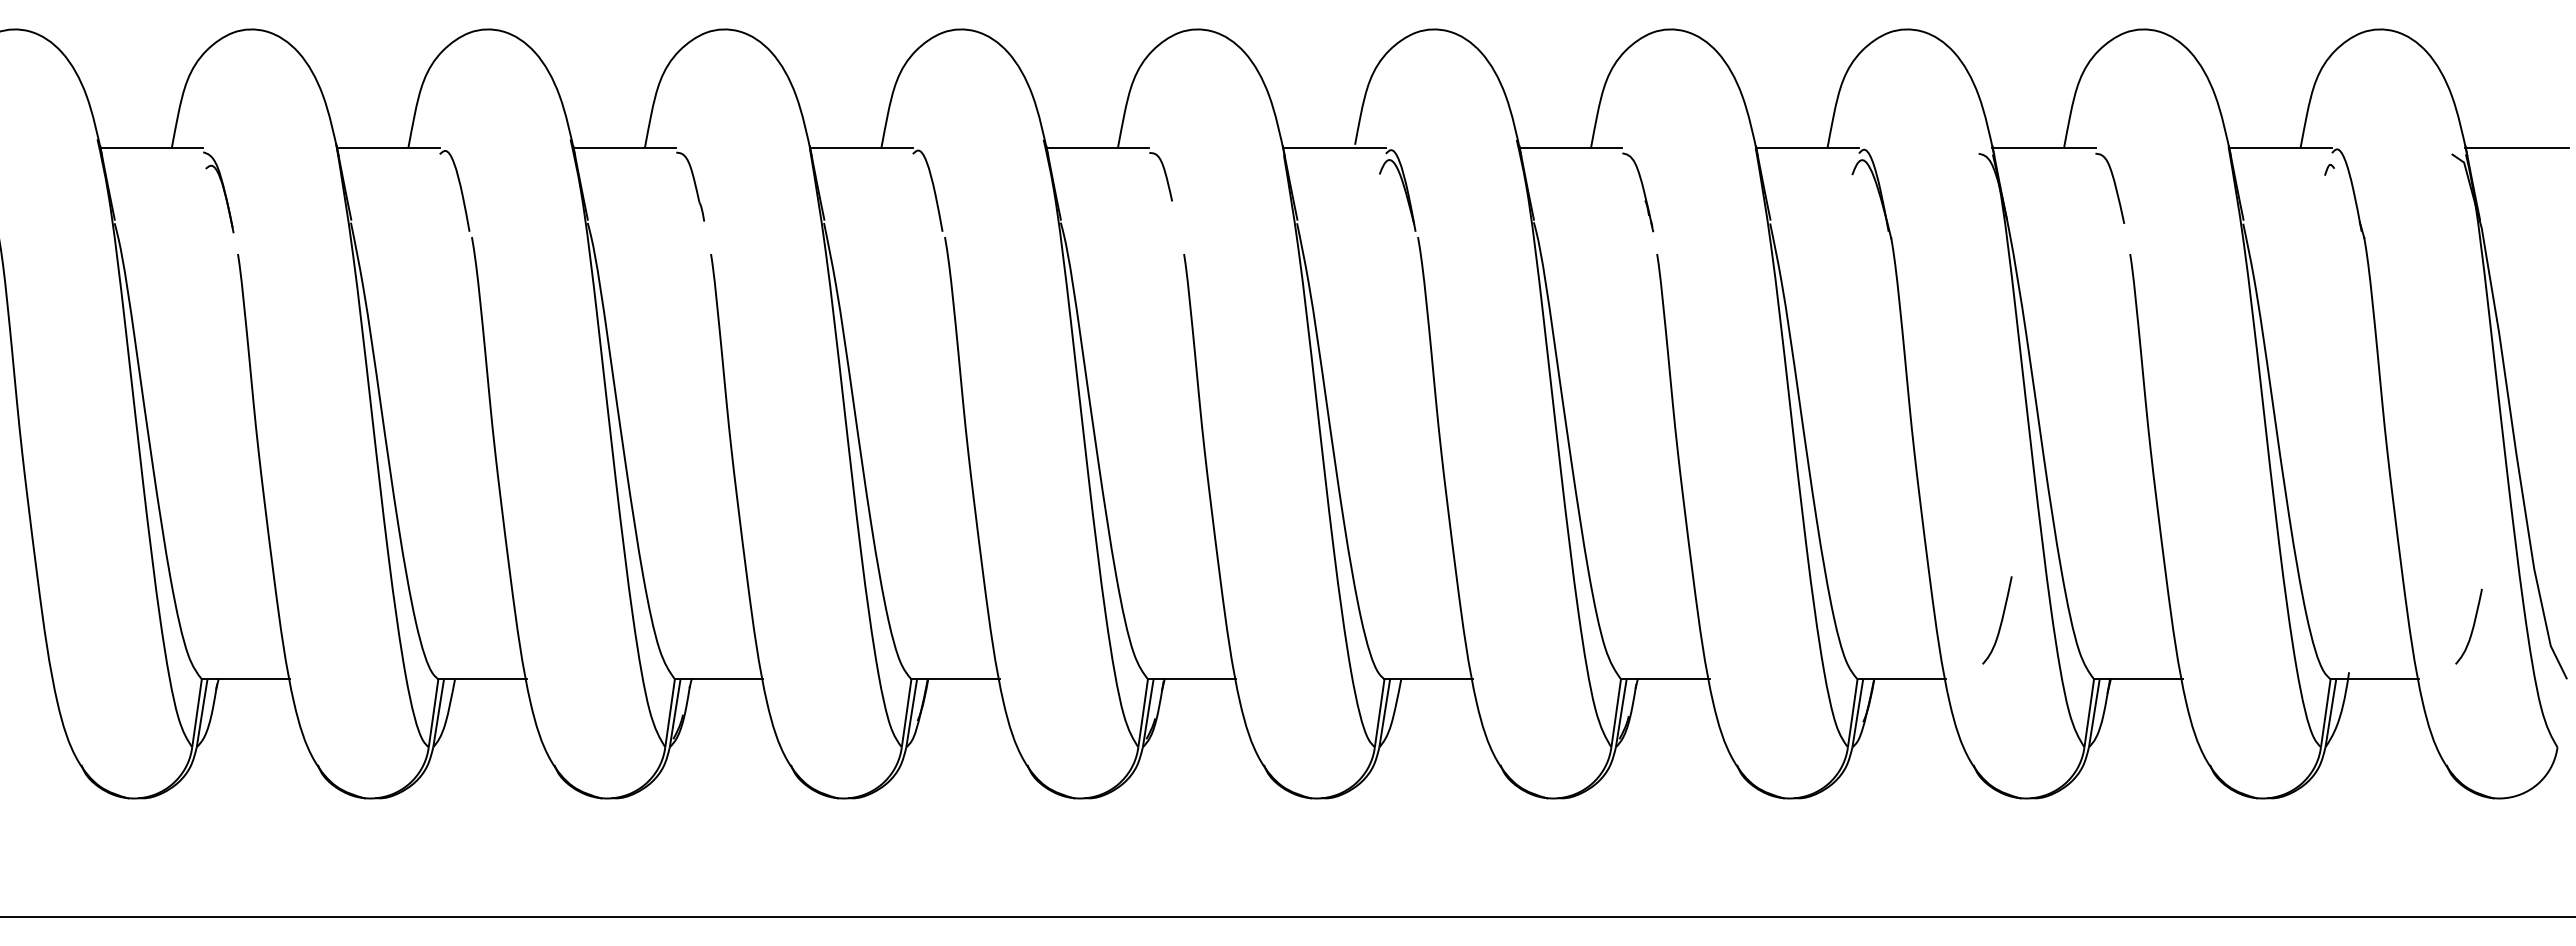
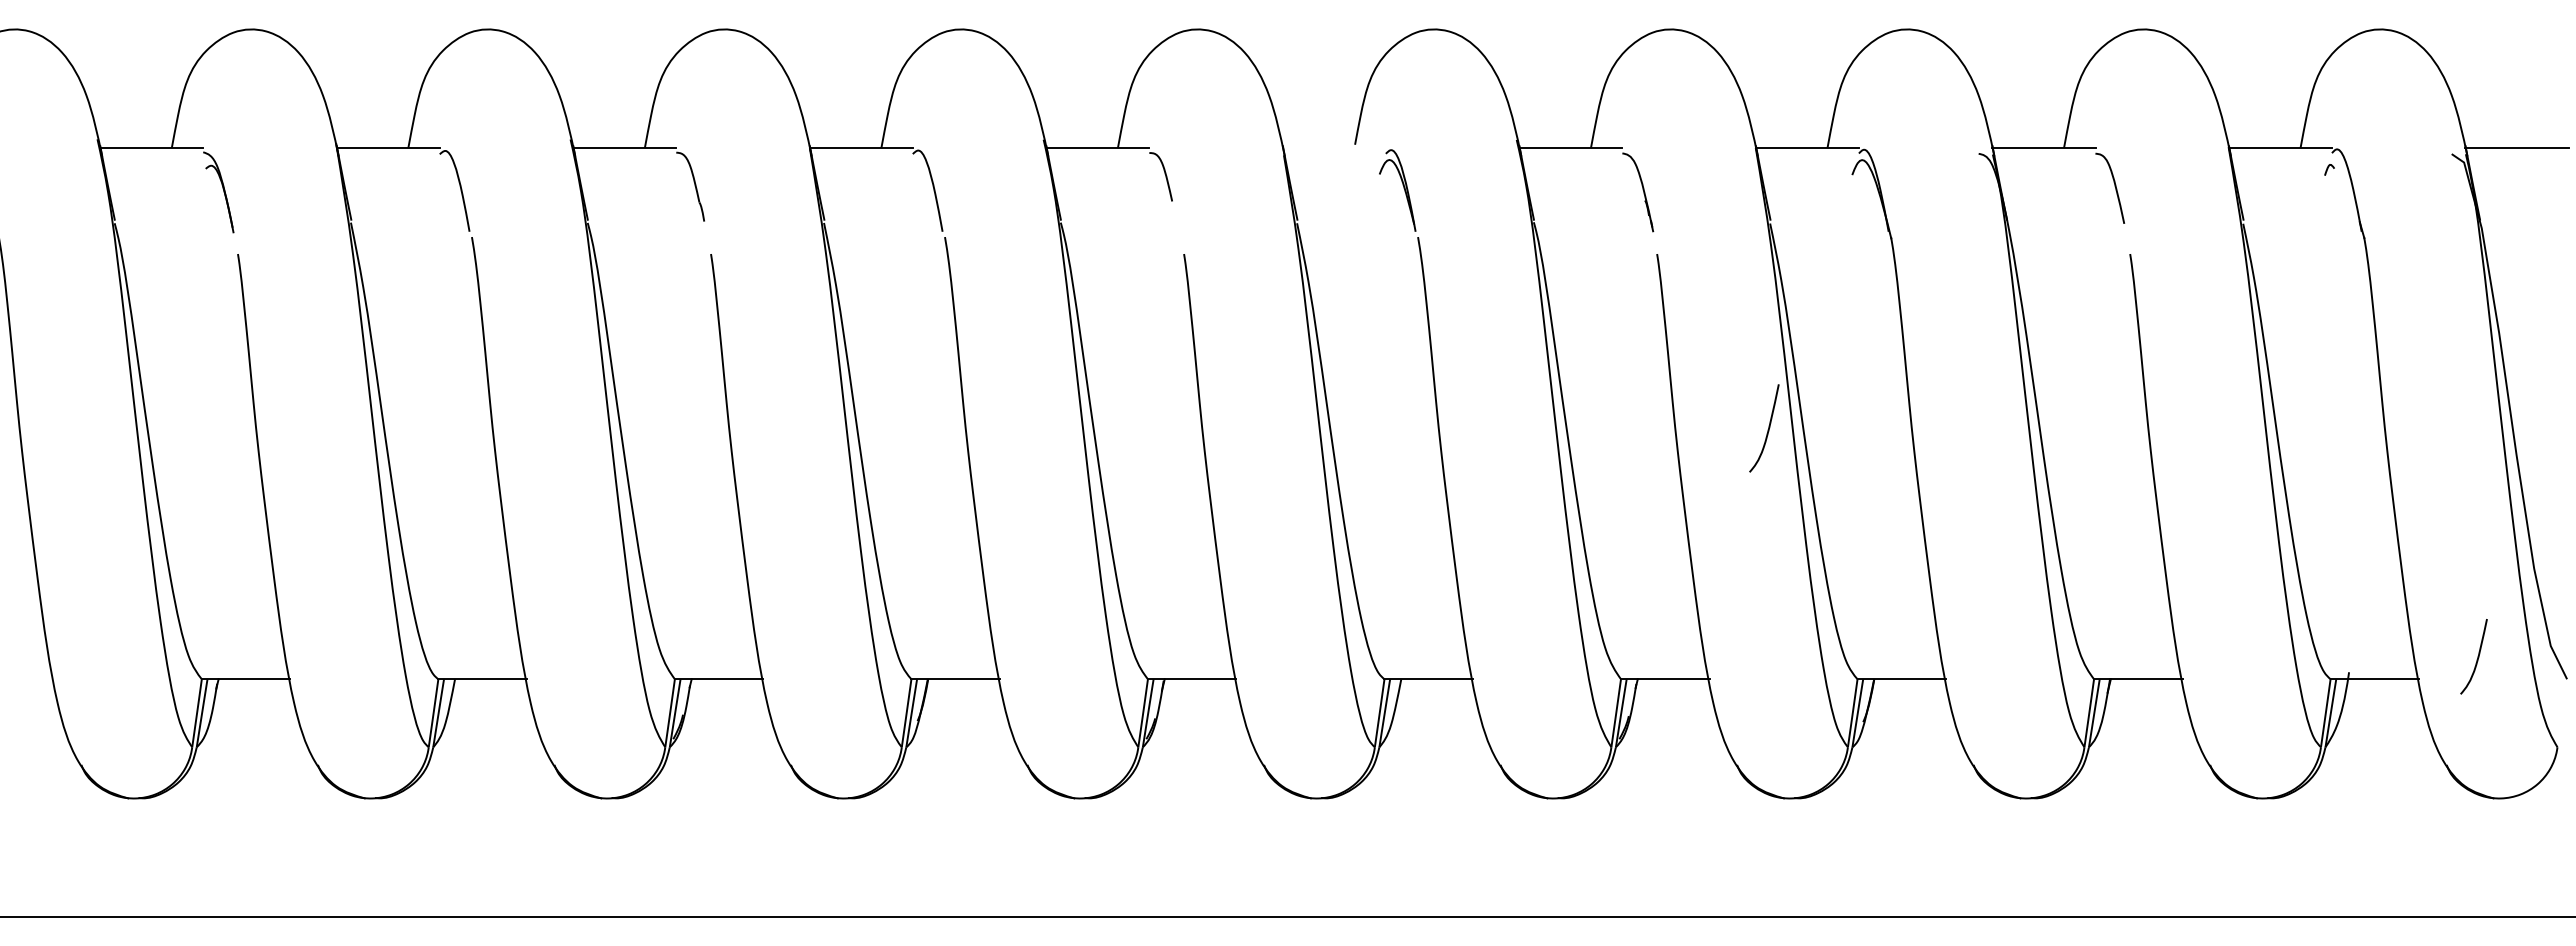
line: present -> none (1333, 148)
curve position: (2000, 621) -> (1767, 429) (1767, 429)
curve position: (2472, 626) -> (2477, 656) (2477, 656)
